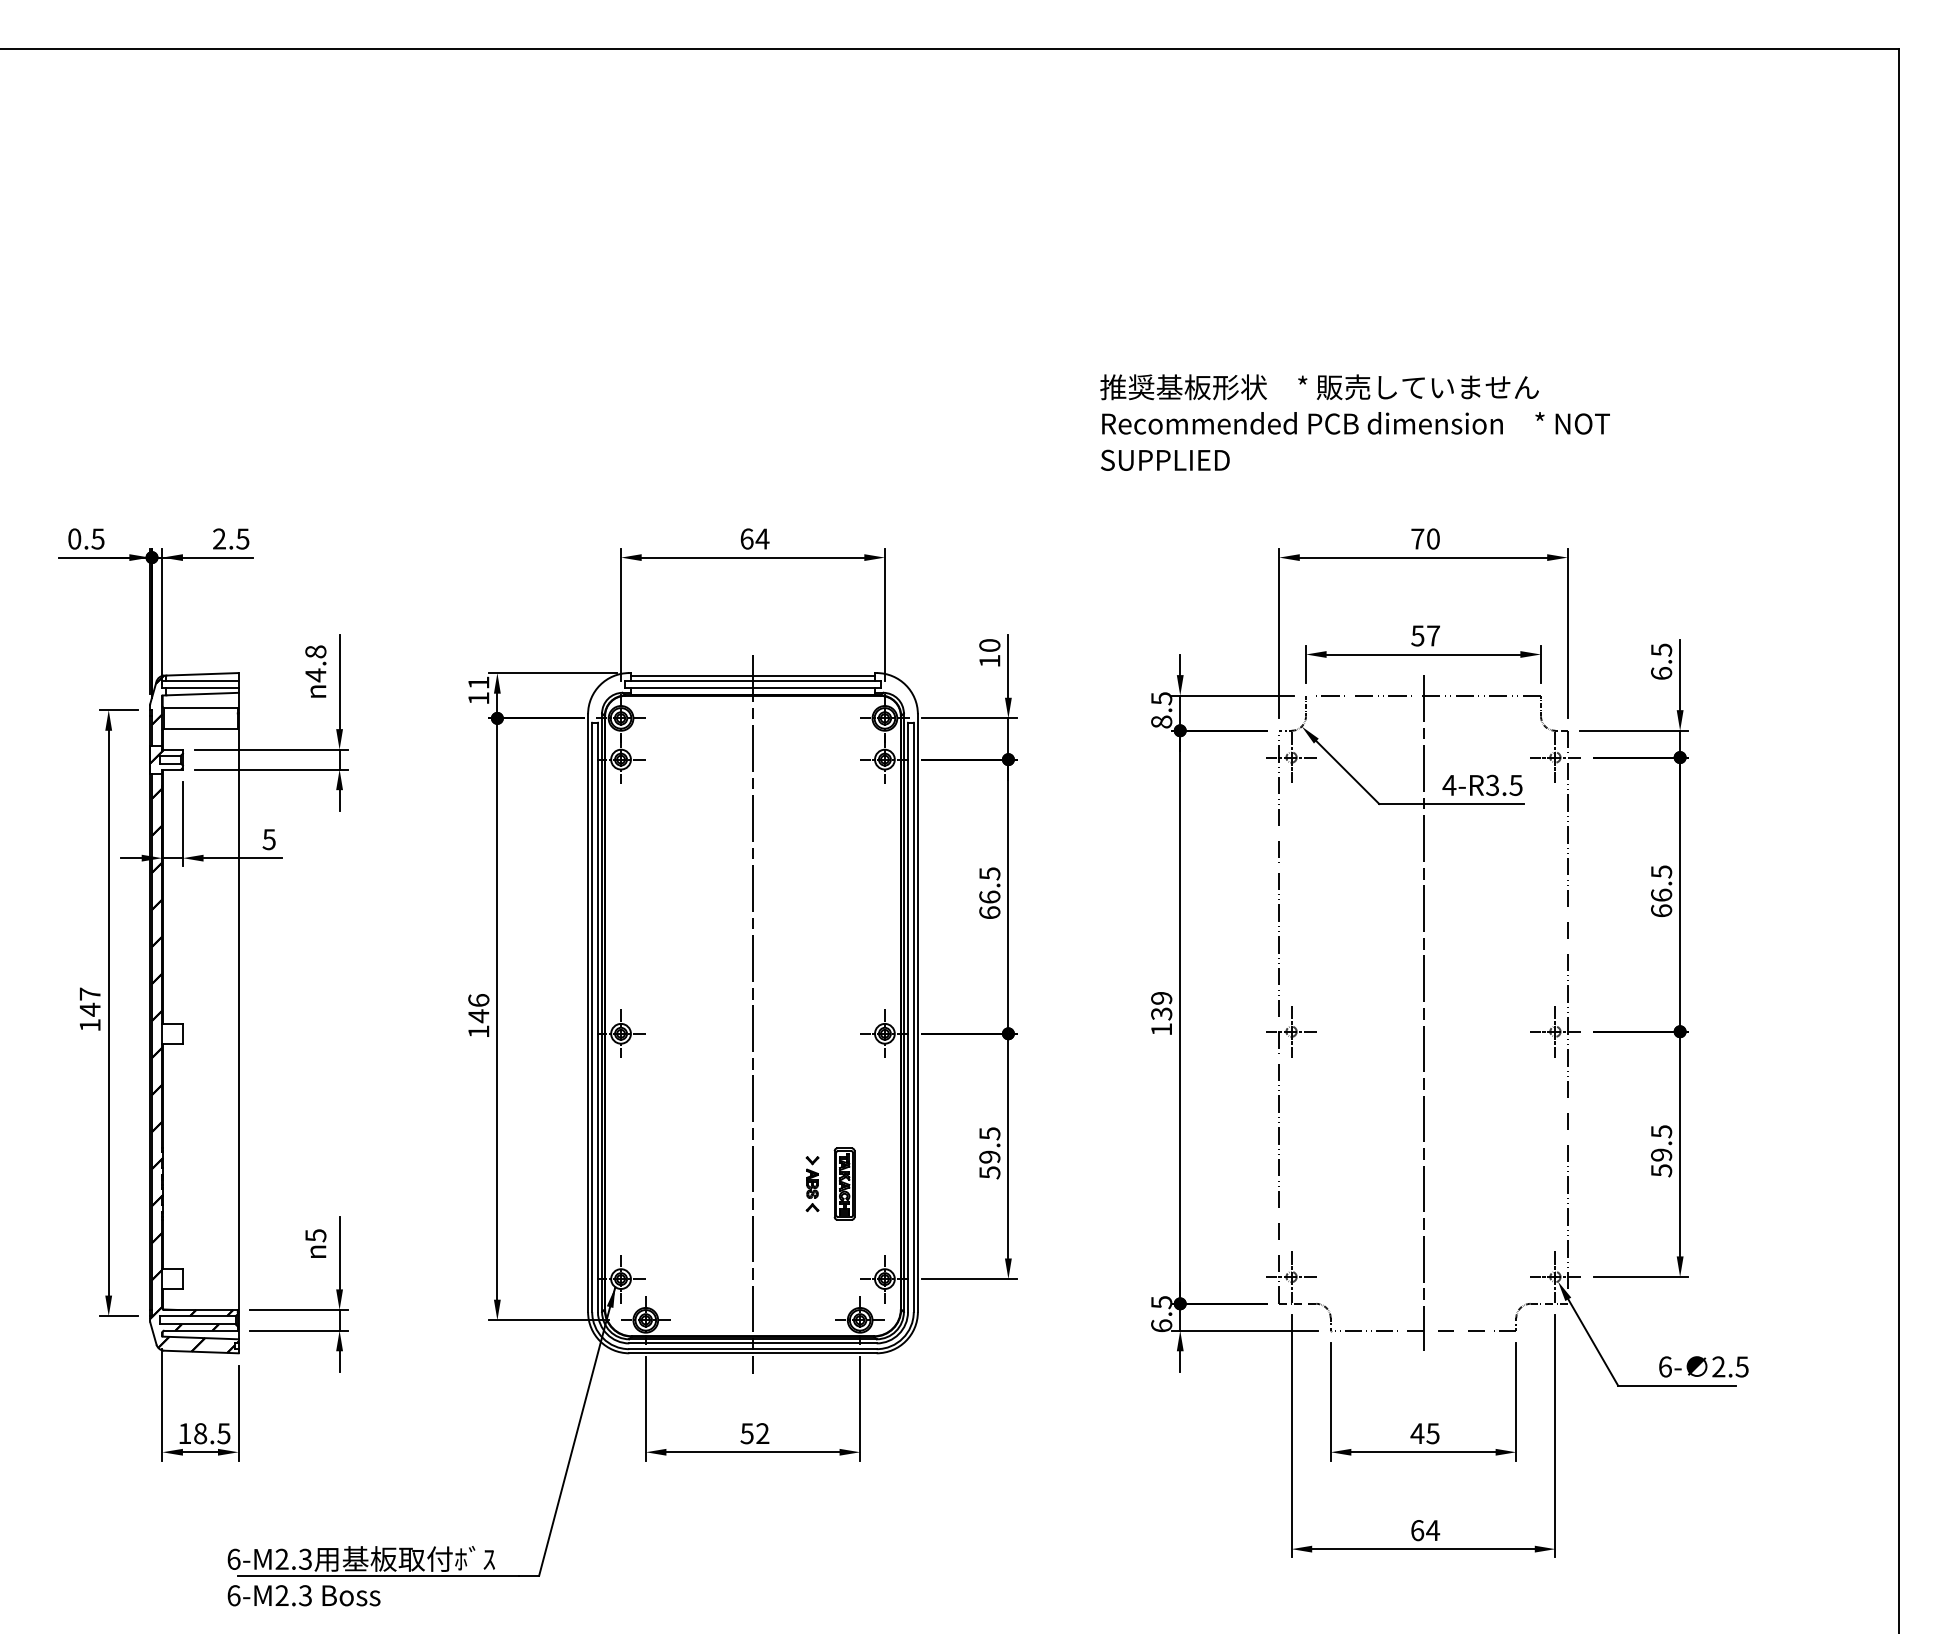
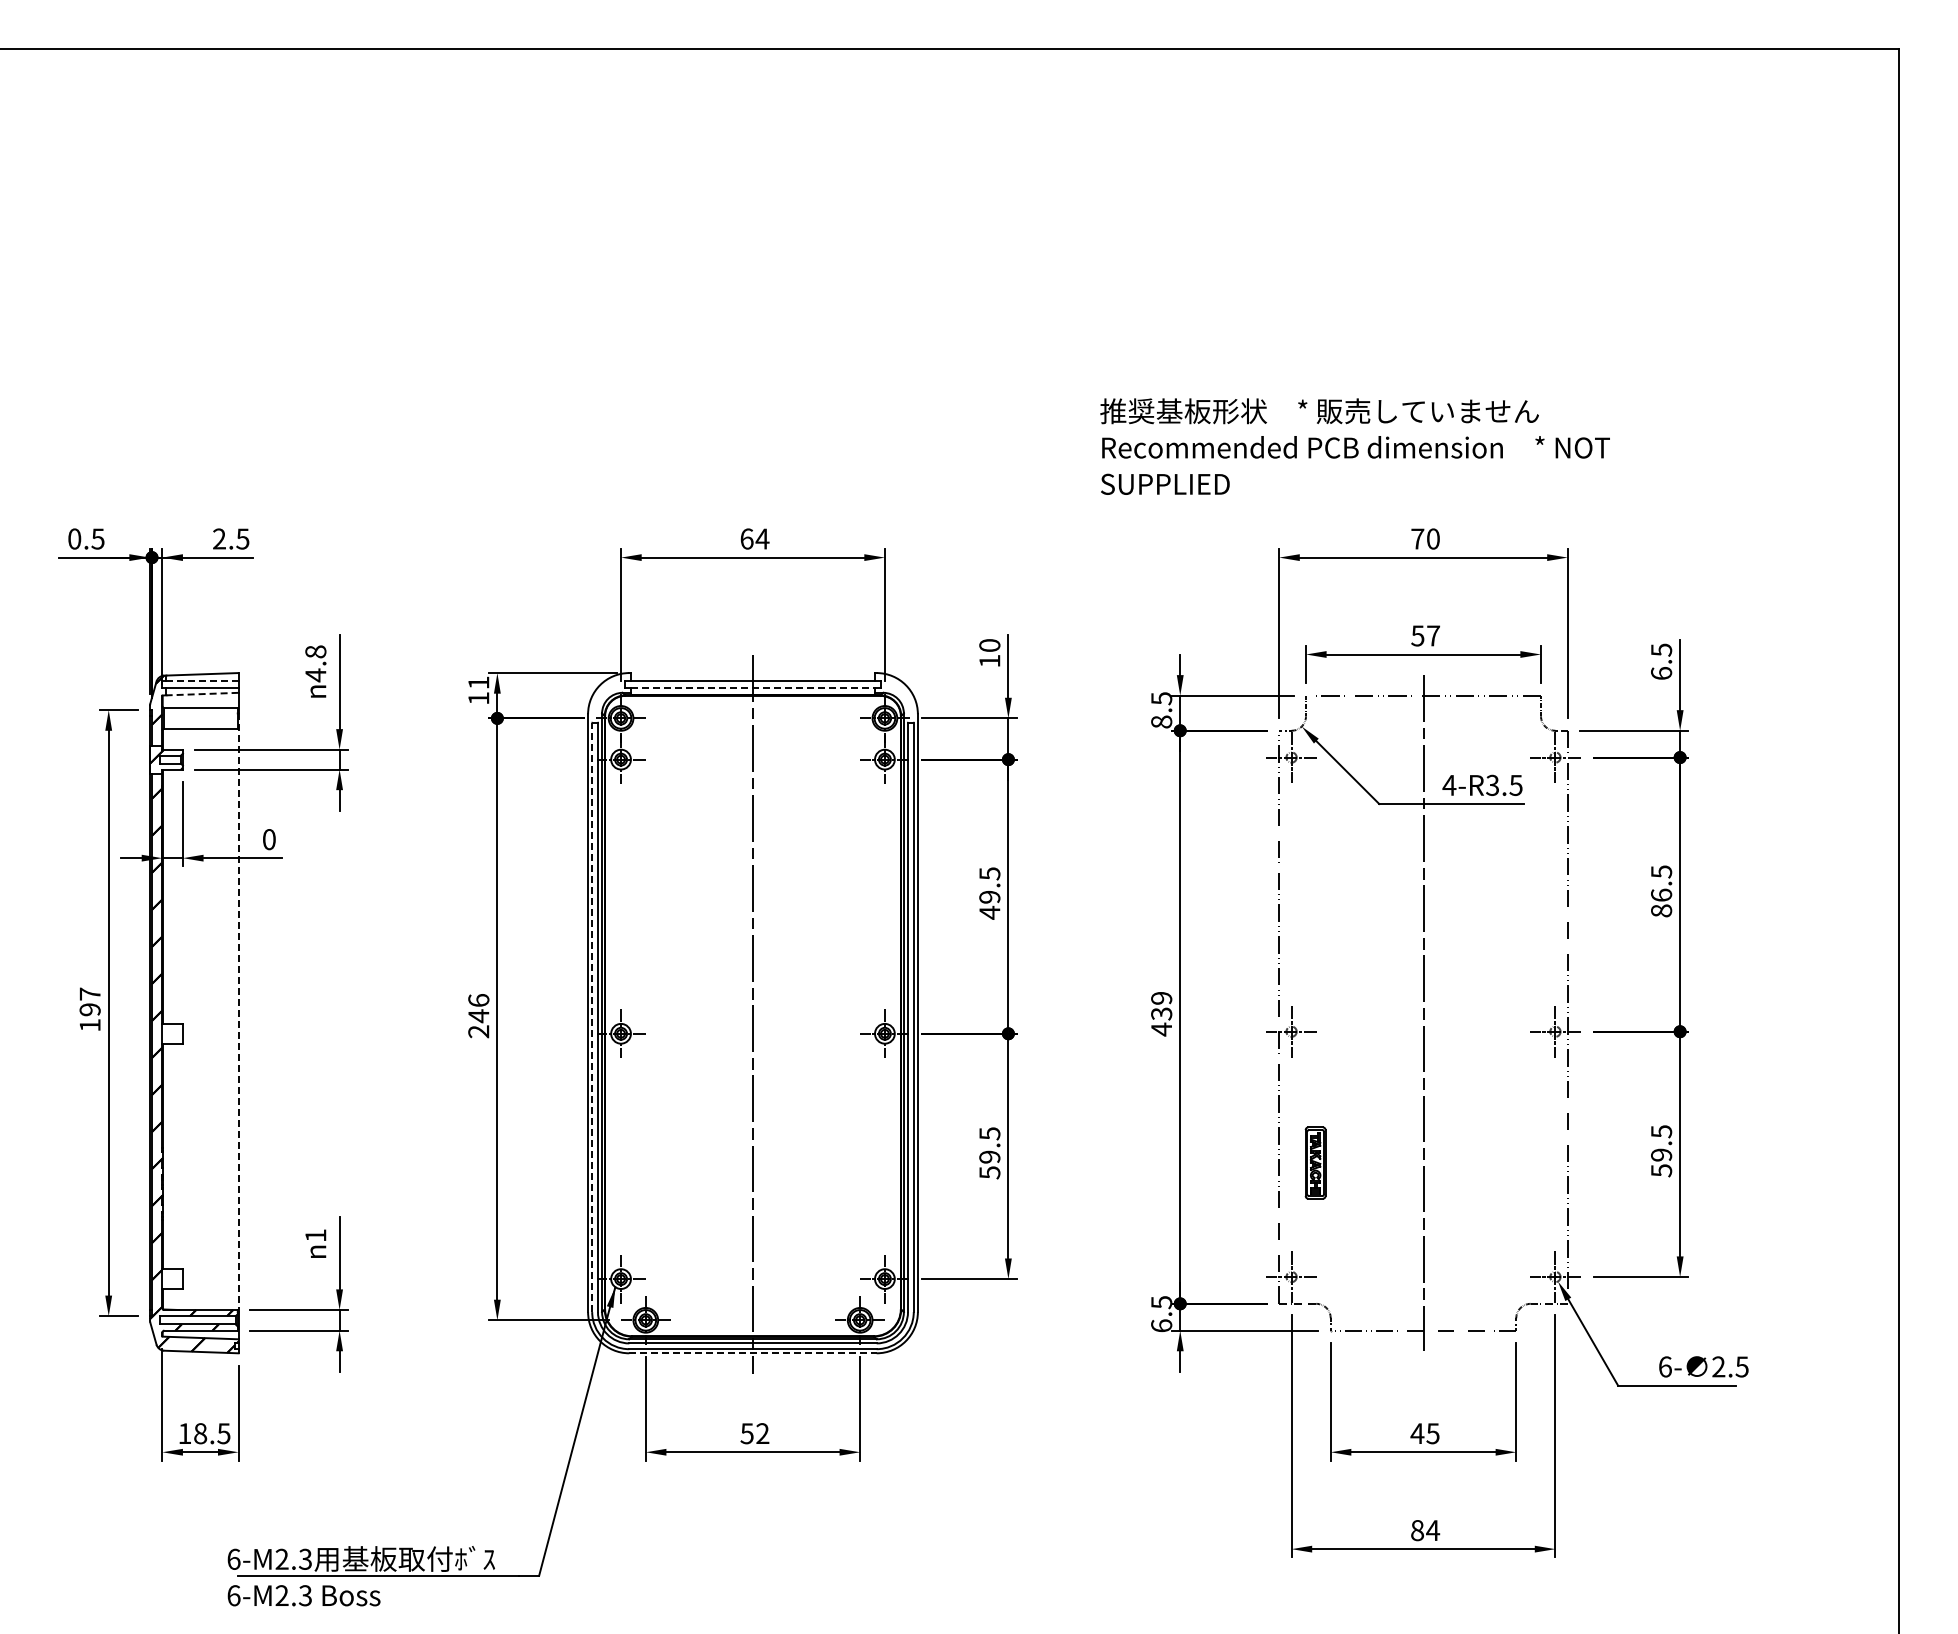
text position: (1354, 422) -> (1354, 446) (1354, 446)
line: present -> none (752, 675)
line: solid -> dashed (202, 681)
line: solid -> dashed (752, 687)
line: solid -> dashed (202, 694)
text: 5 -> 0 (268, 839)
text: 66.5 -> 49.5 (989, 904)
text: 66.5 -> 86.5 (1661, 910)
text: 147 -> 197 (89, 1009)
line: solid -> dashed (238, 1013)
line: solid -> dashed (592, 1017)
text: 139 -> 439 (1161, 1029)
text: 146 -> 246 (478, 1031)
part position: (844, 1183) -> (1315, 1162) (1315, 1162)
part: present -> none (812, 1184)
text: 5 -> 1 (315, 1235)
line: solid -> dashed (752, 1353)
text: 64 -> 84 (1417, 1530)
